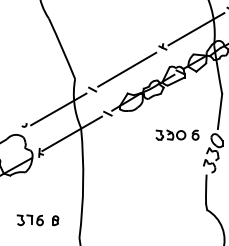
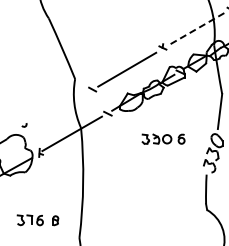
line: solid -> dashed (196, 29)
line: present -> none (58, 109)
part position: (177, 134) -> (163, 138) (163, 138)
